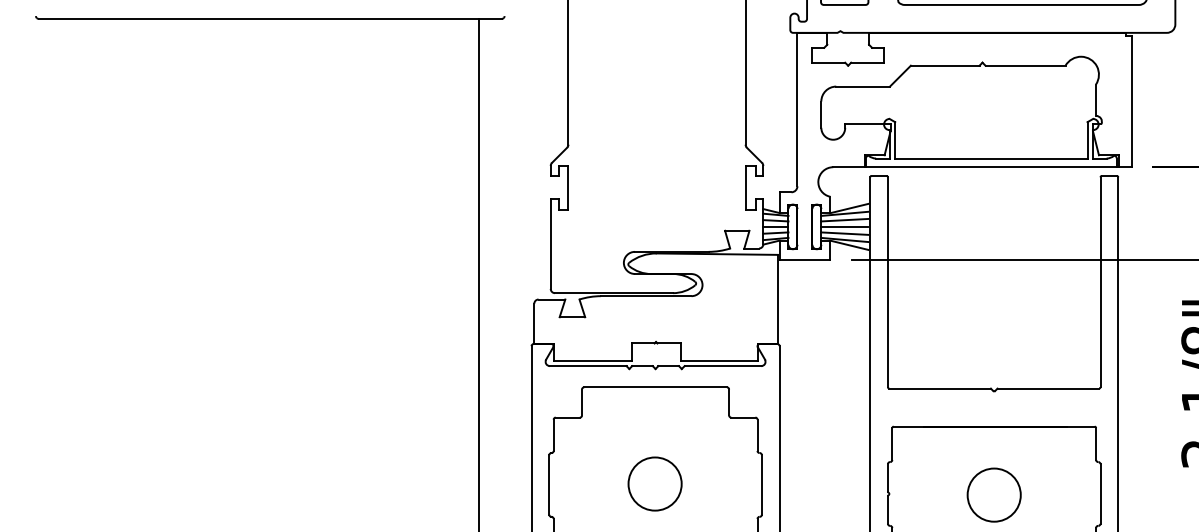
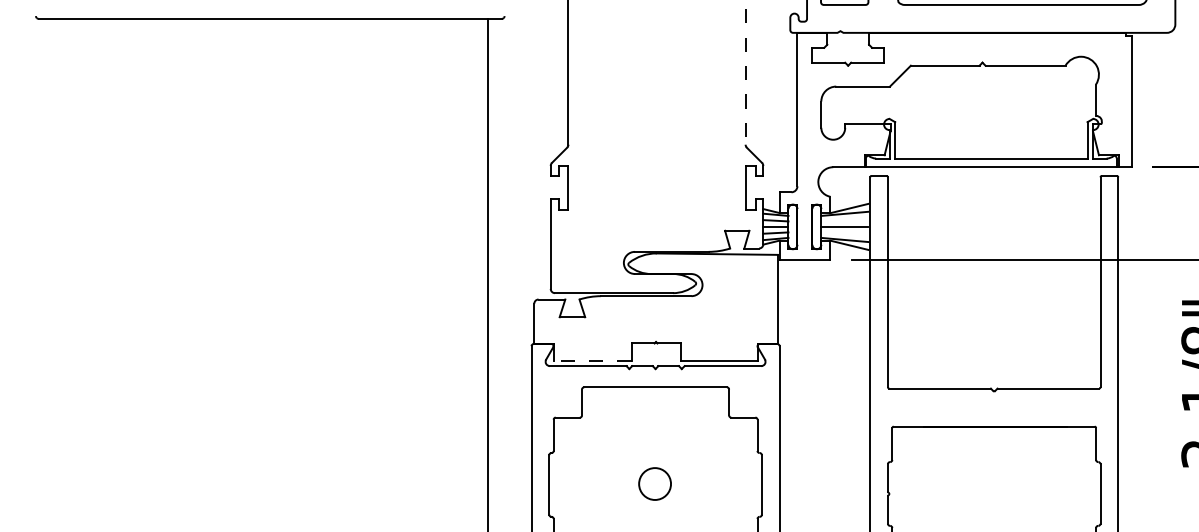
line: solid -> dashed (745, 72)
line: present -> none (844, 219)
line: present -> none (844, 233)
line position: (478, 273) -> (487, 273) (487, 273)
line: solid -> dashed (592, 361)
circle size: 56x56 px -> 34x34 px (654, 483)
circle: present -> none (993, 494)
